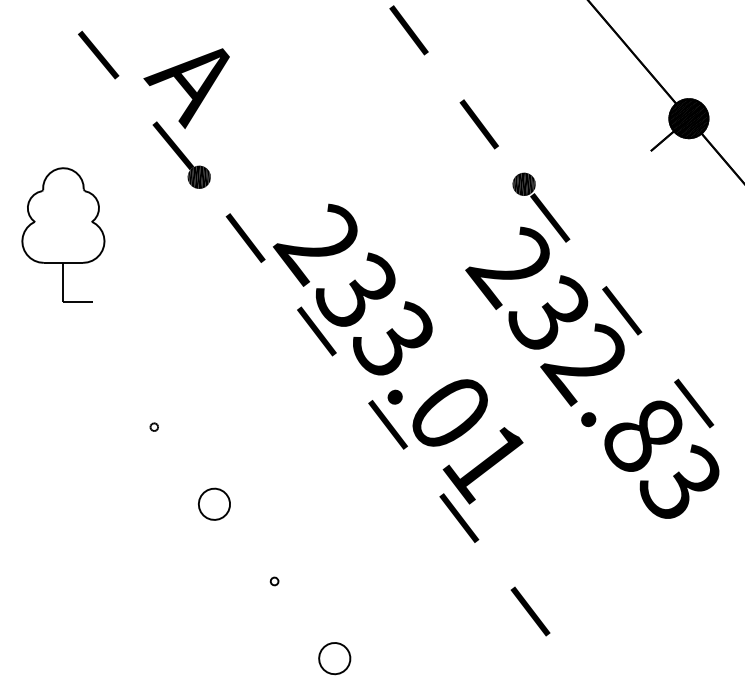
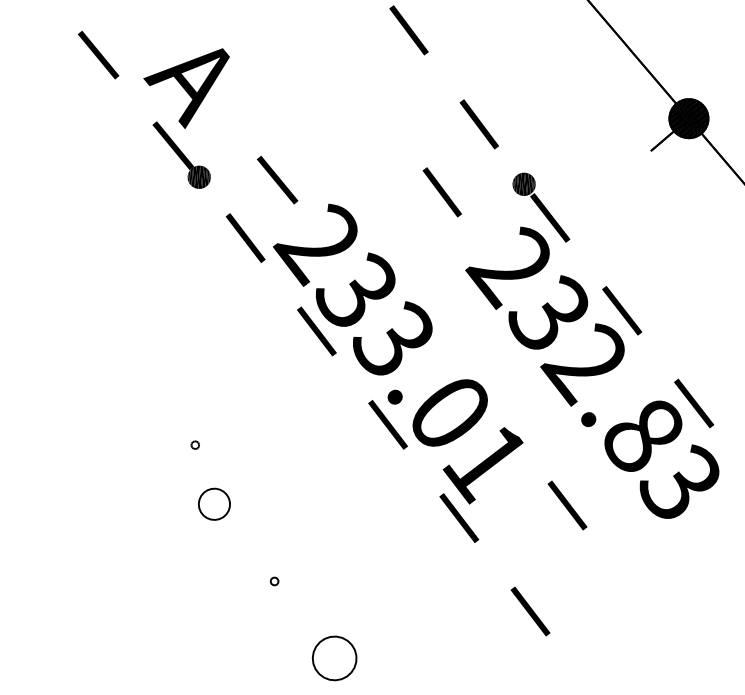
line: none -> present (277, 179)
line: none -> present (441, 192)
part: present -> none (63, 234)
part position: (153, 426) -> (194, 444) (194, 444)
line: none -> present (567, 505)
part size: 34x34 px -> 47x47 px (334, 658)
